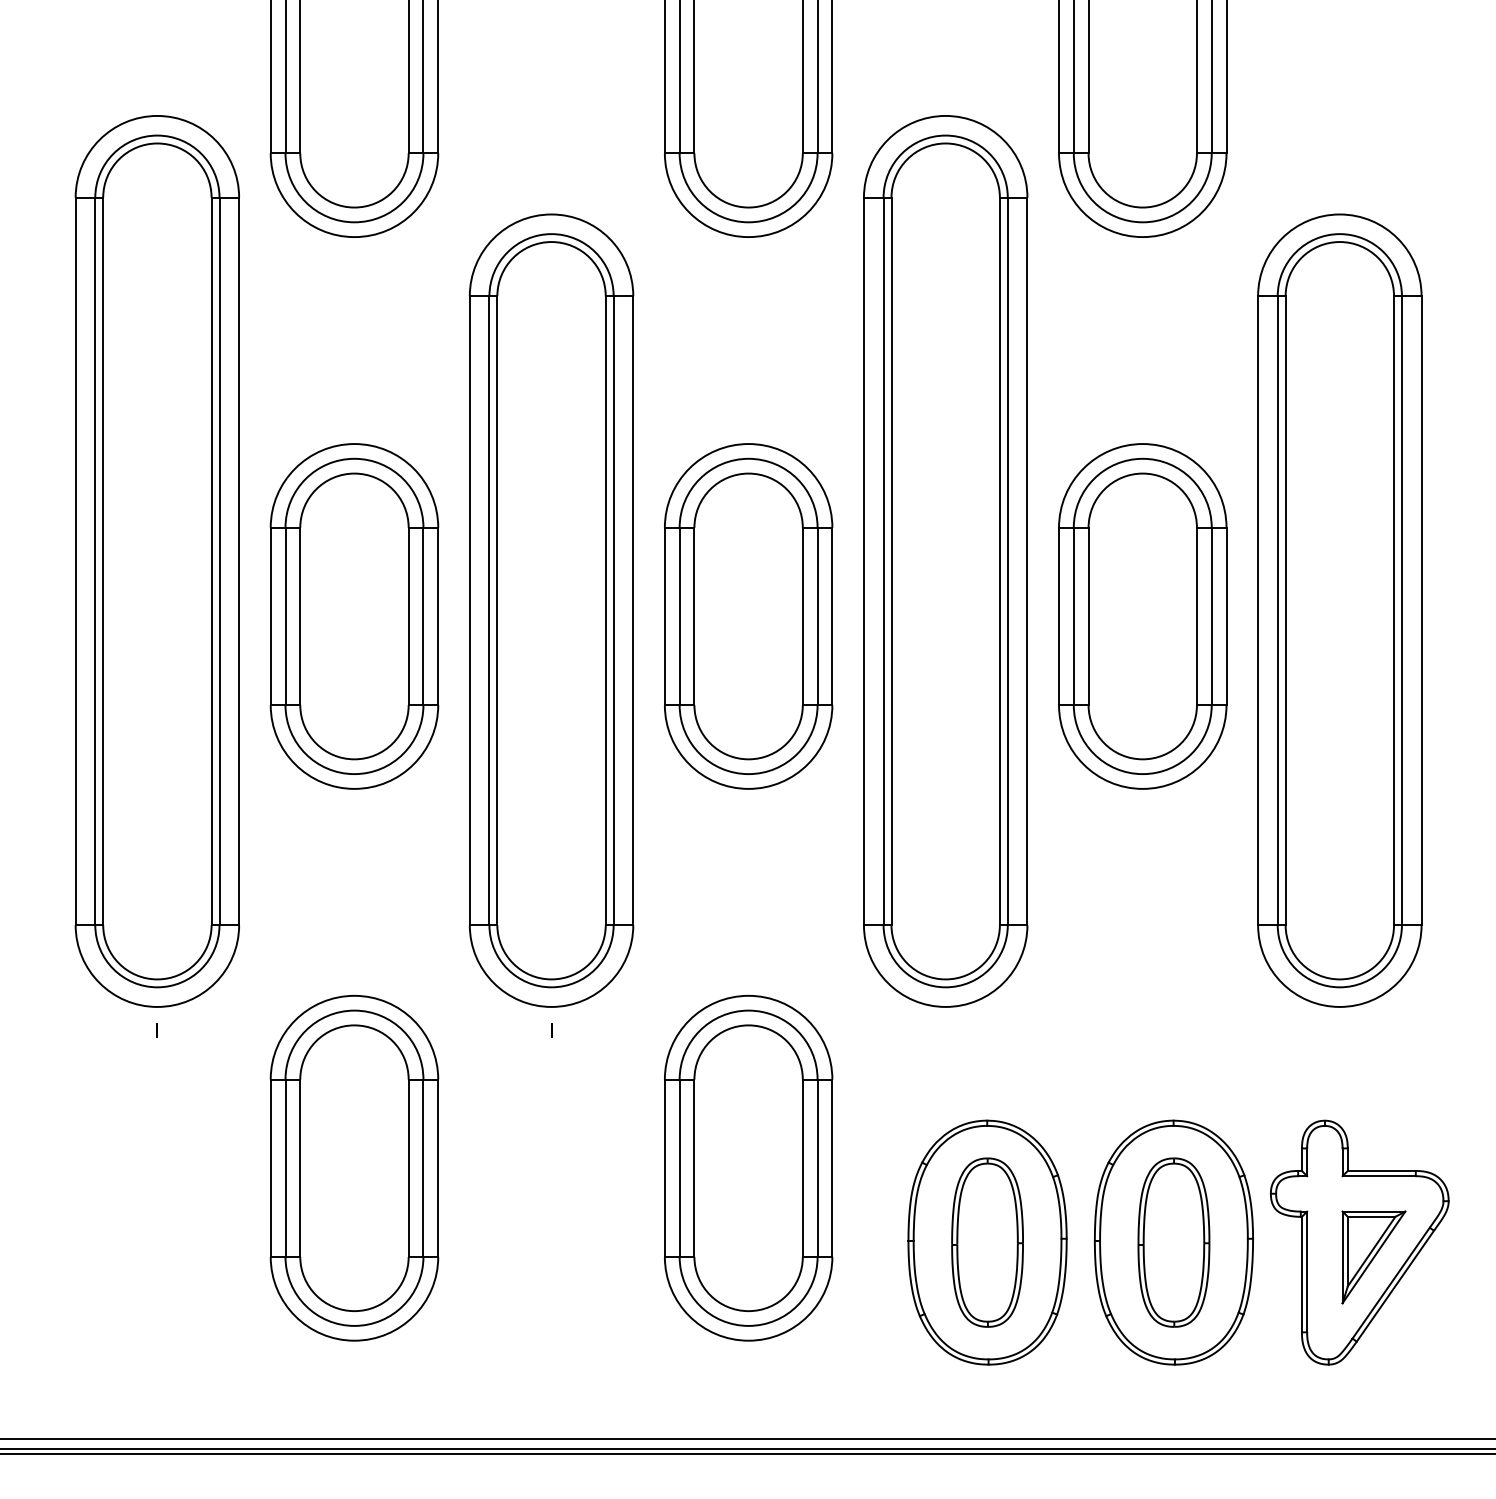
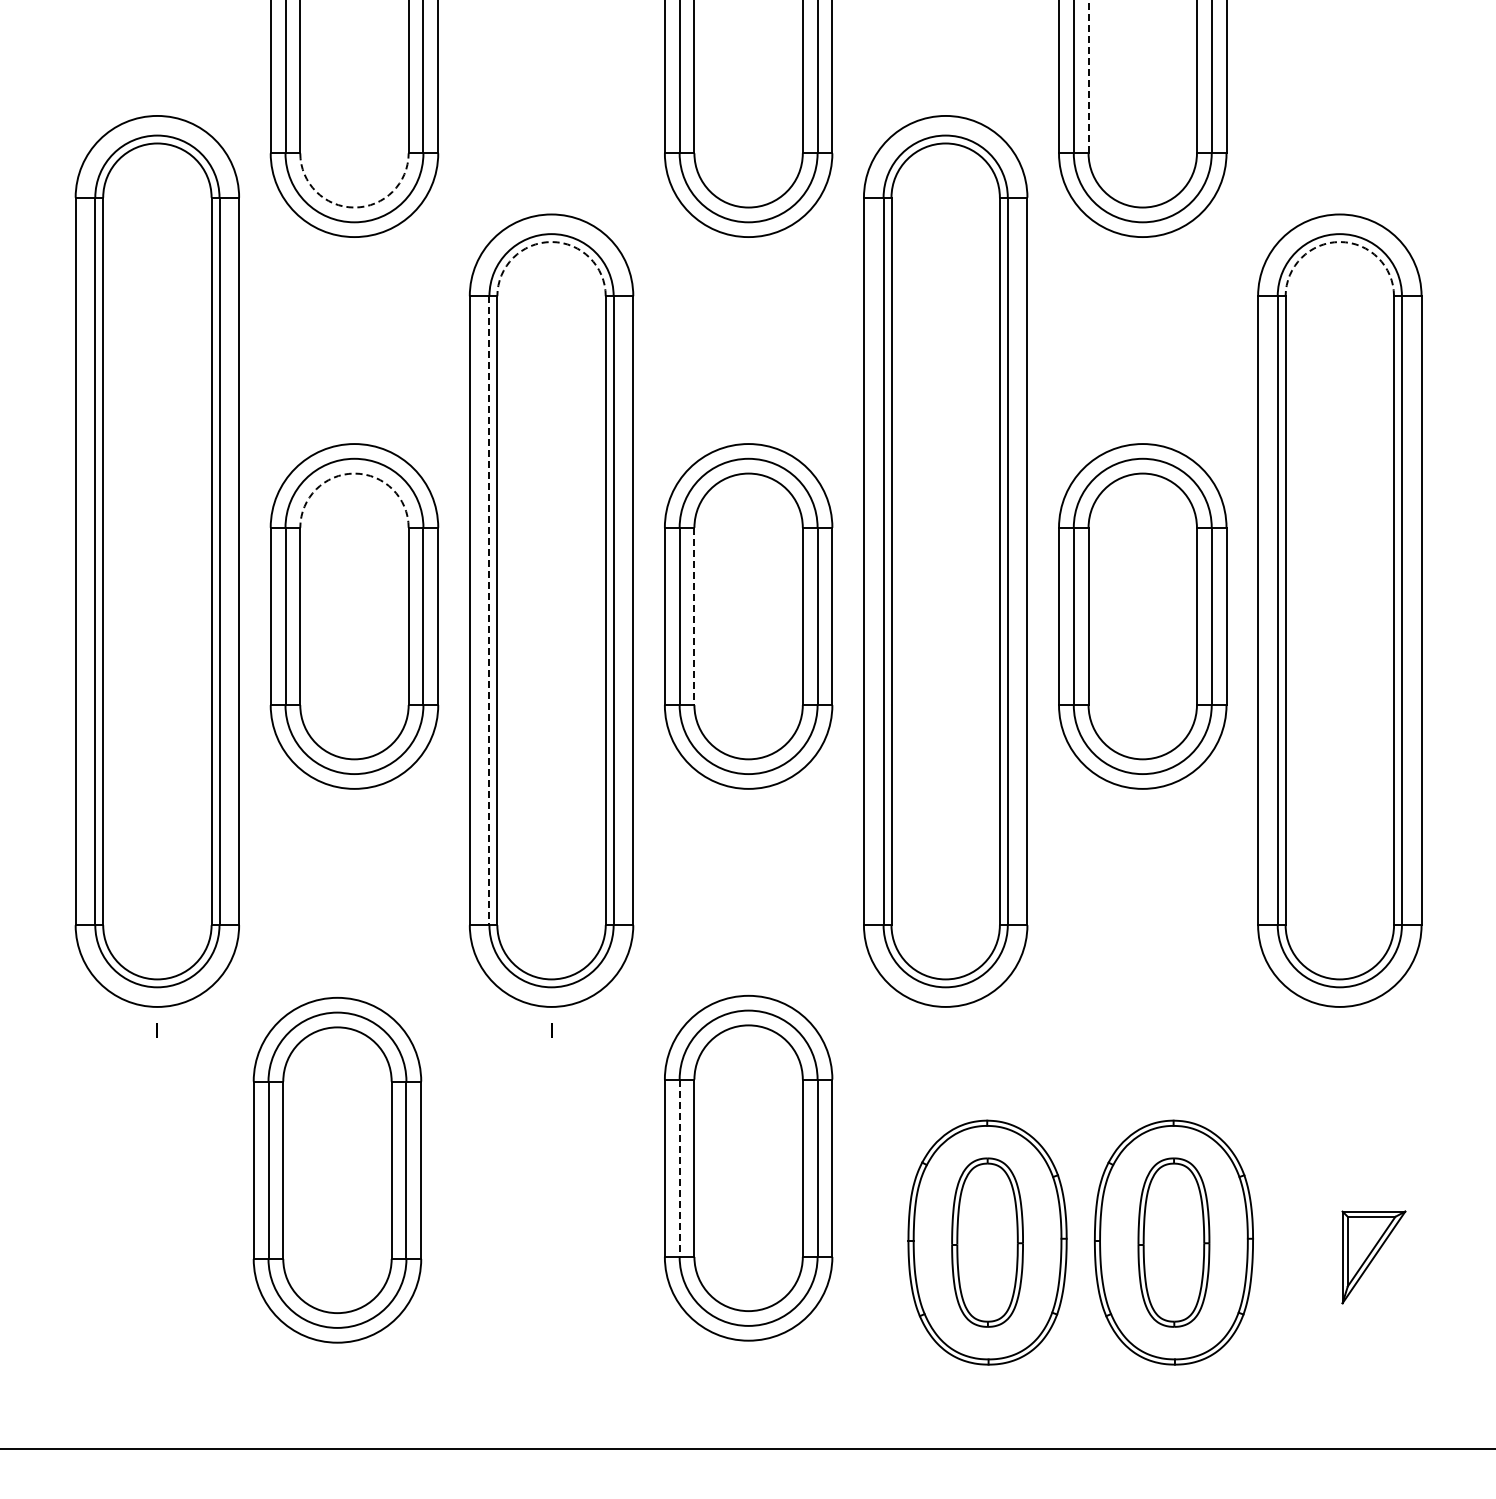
line: solid -> dashed (1088, 77)
arc: solid -> dashed (354, 207)
arc: solid -> dashed (551, 242)
arc: solid -> dashed (1339, 242)
arc: solid -> dashed (354, 473)
line: solid -> dashed (489, 611)
line: solid -> dashed (694, 616)
part position: (354, 1167) -> (337, 1169) (337, 1169)
line: solid -> dashed (679, 1168)
part: present -> none (1359, 1242)
line: present -> none (747, 1439)
line: present -> none (747, 1454)
